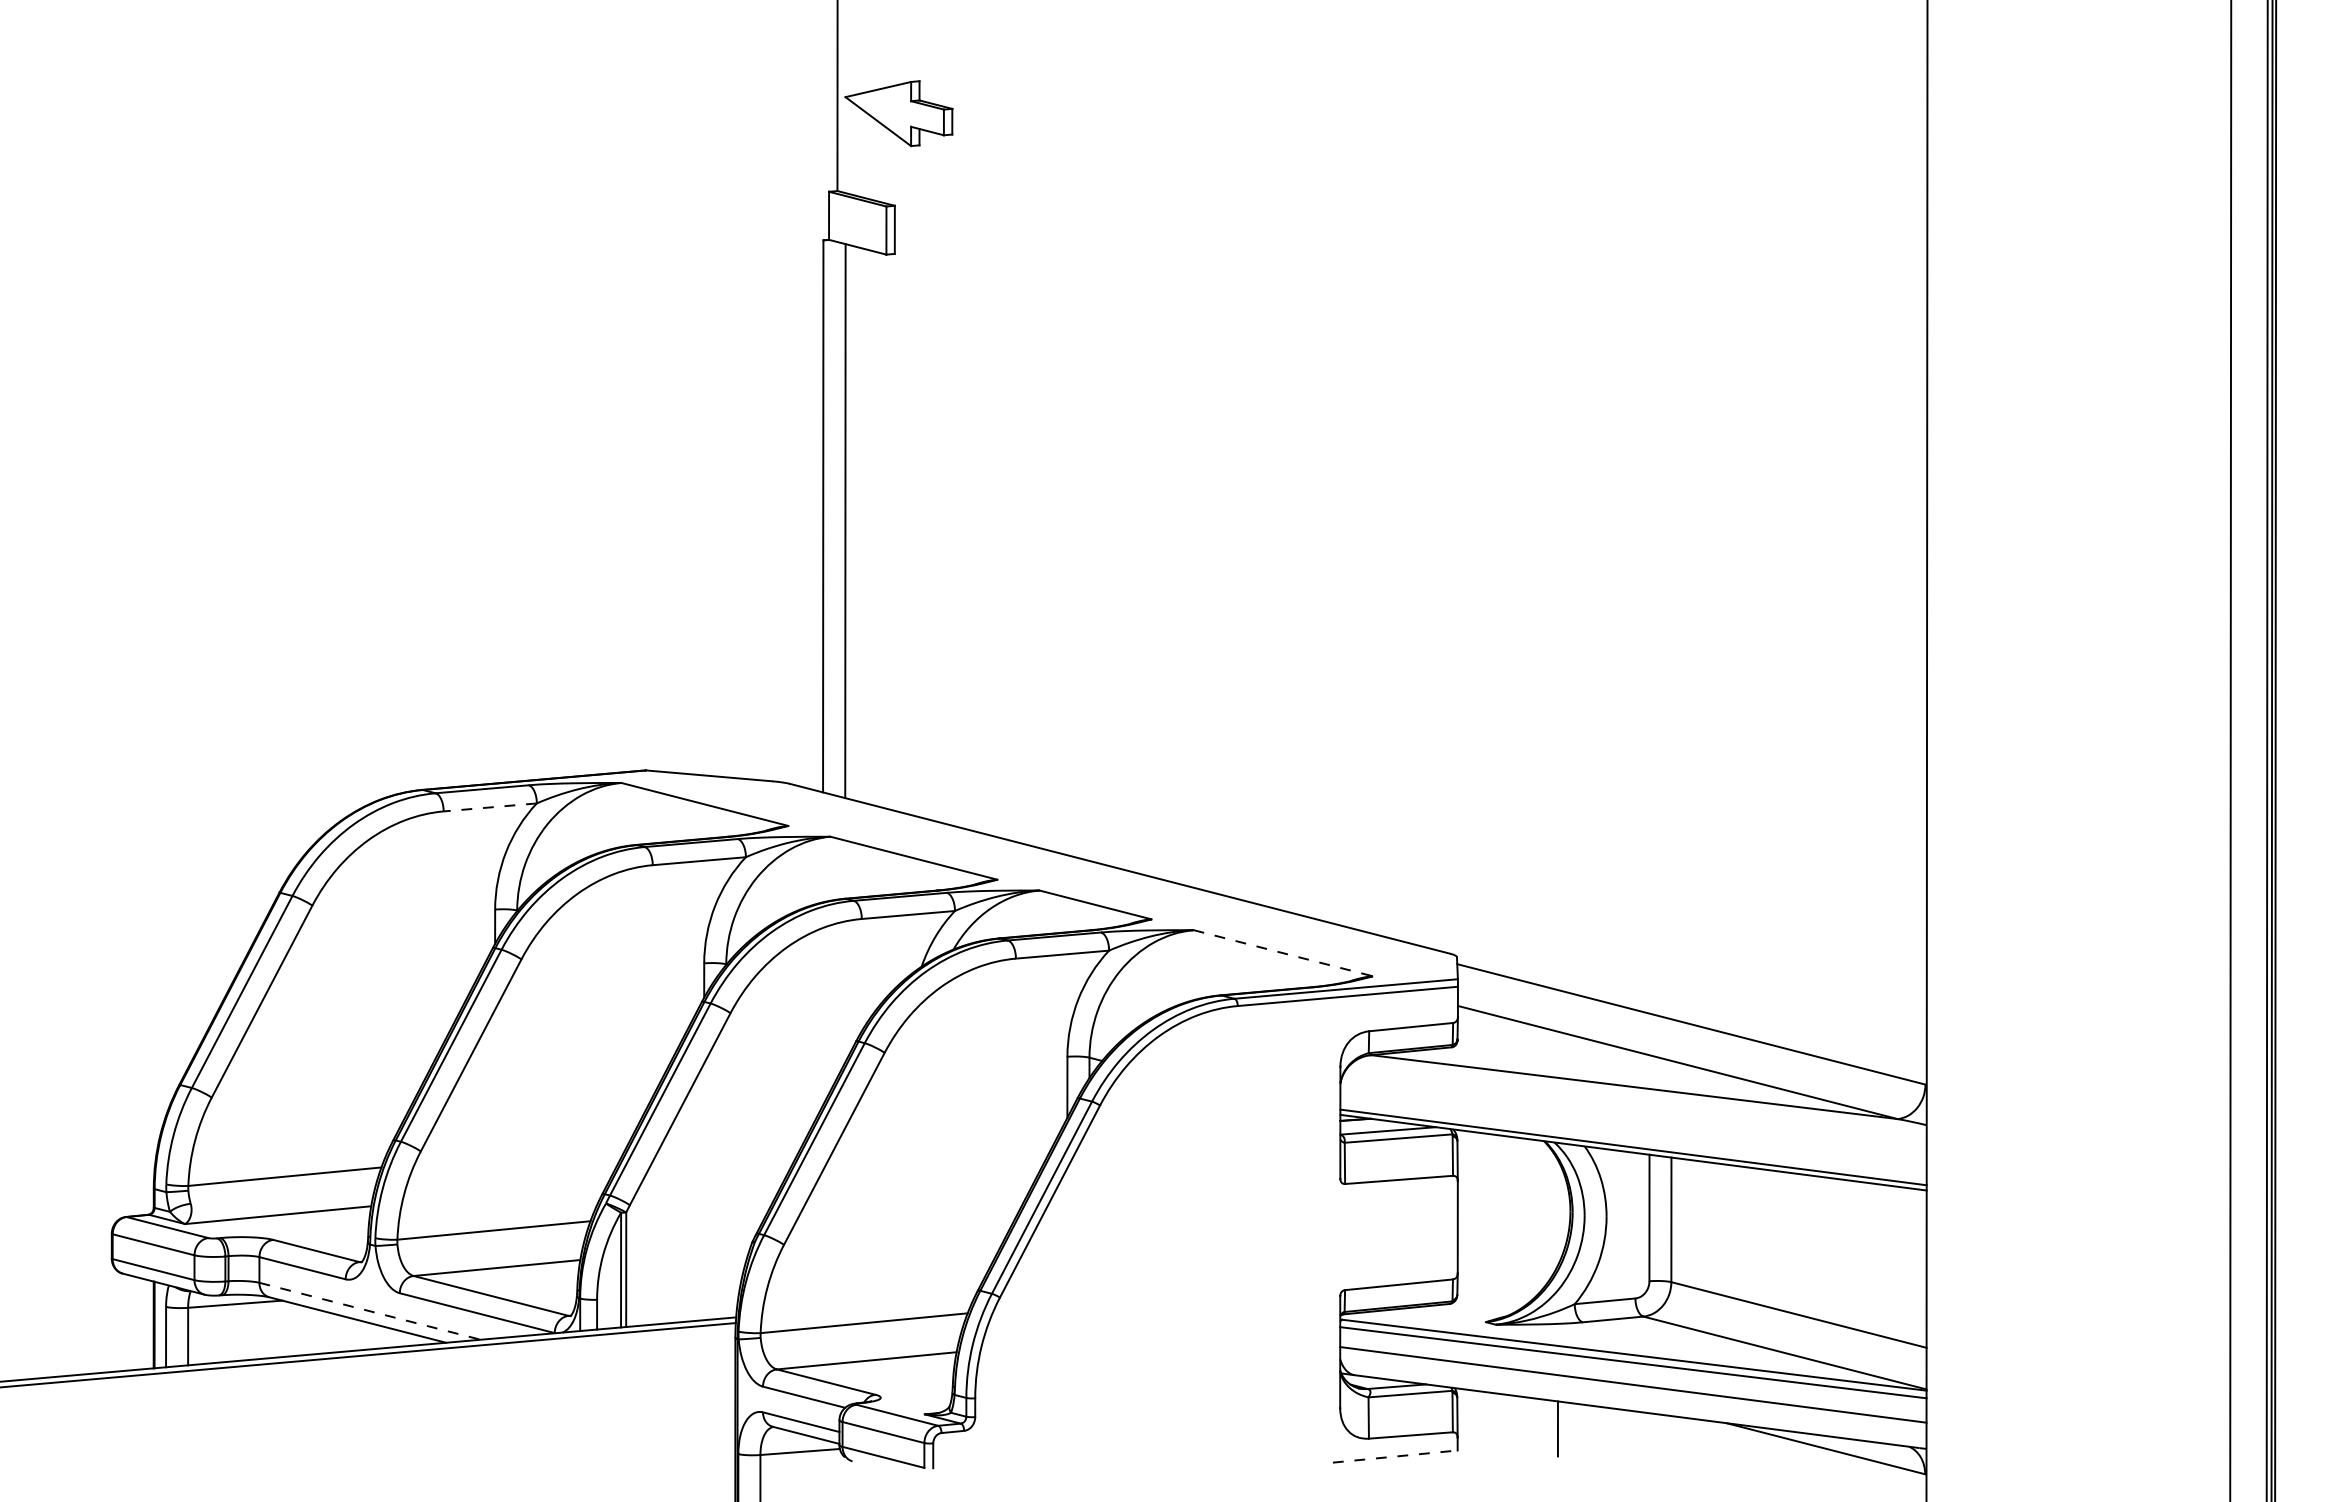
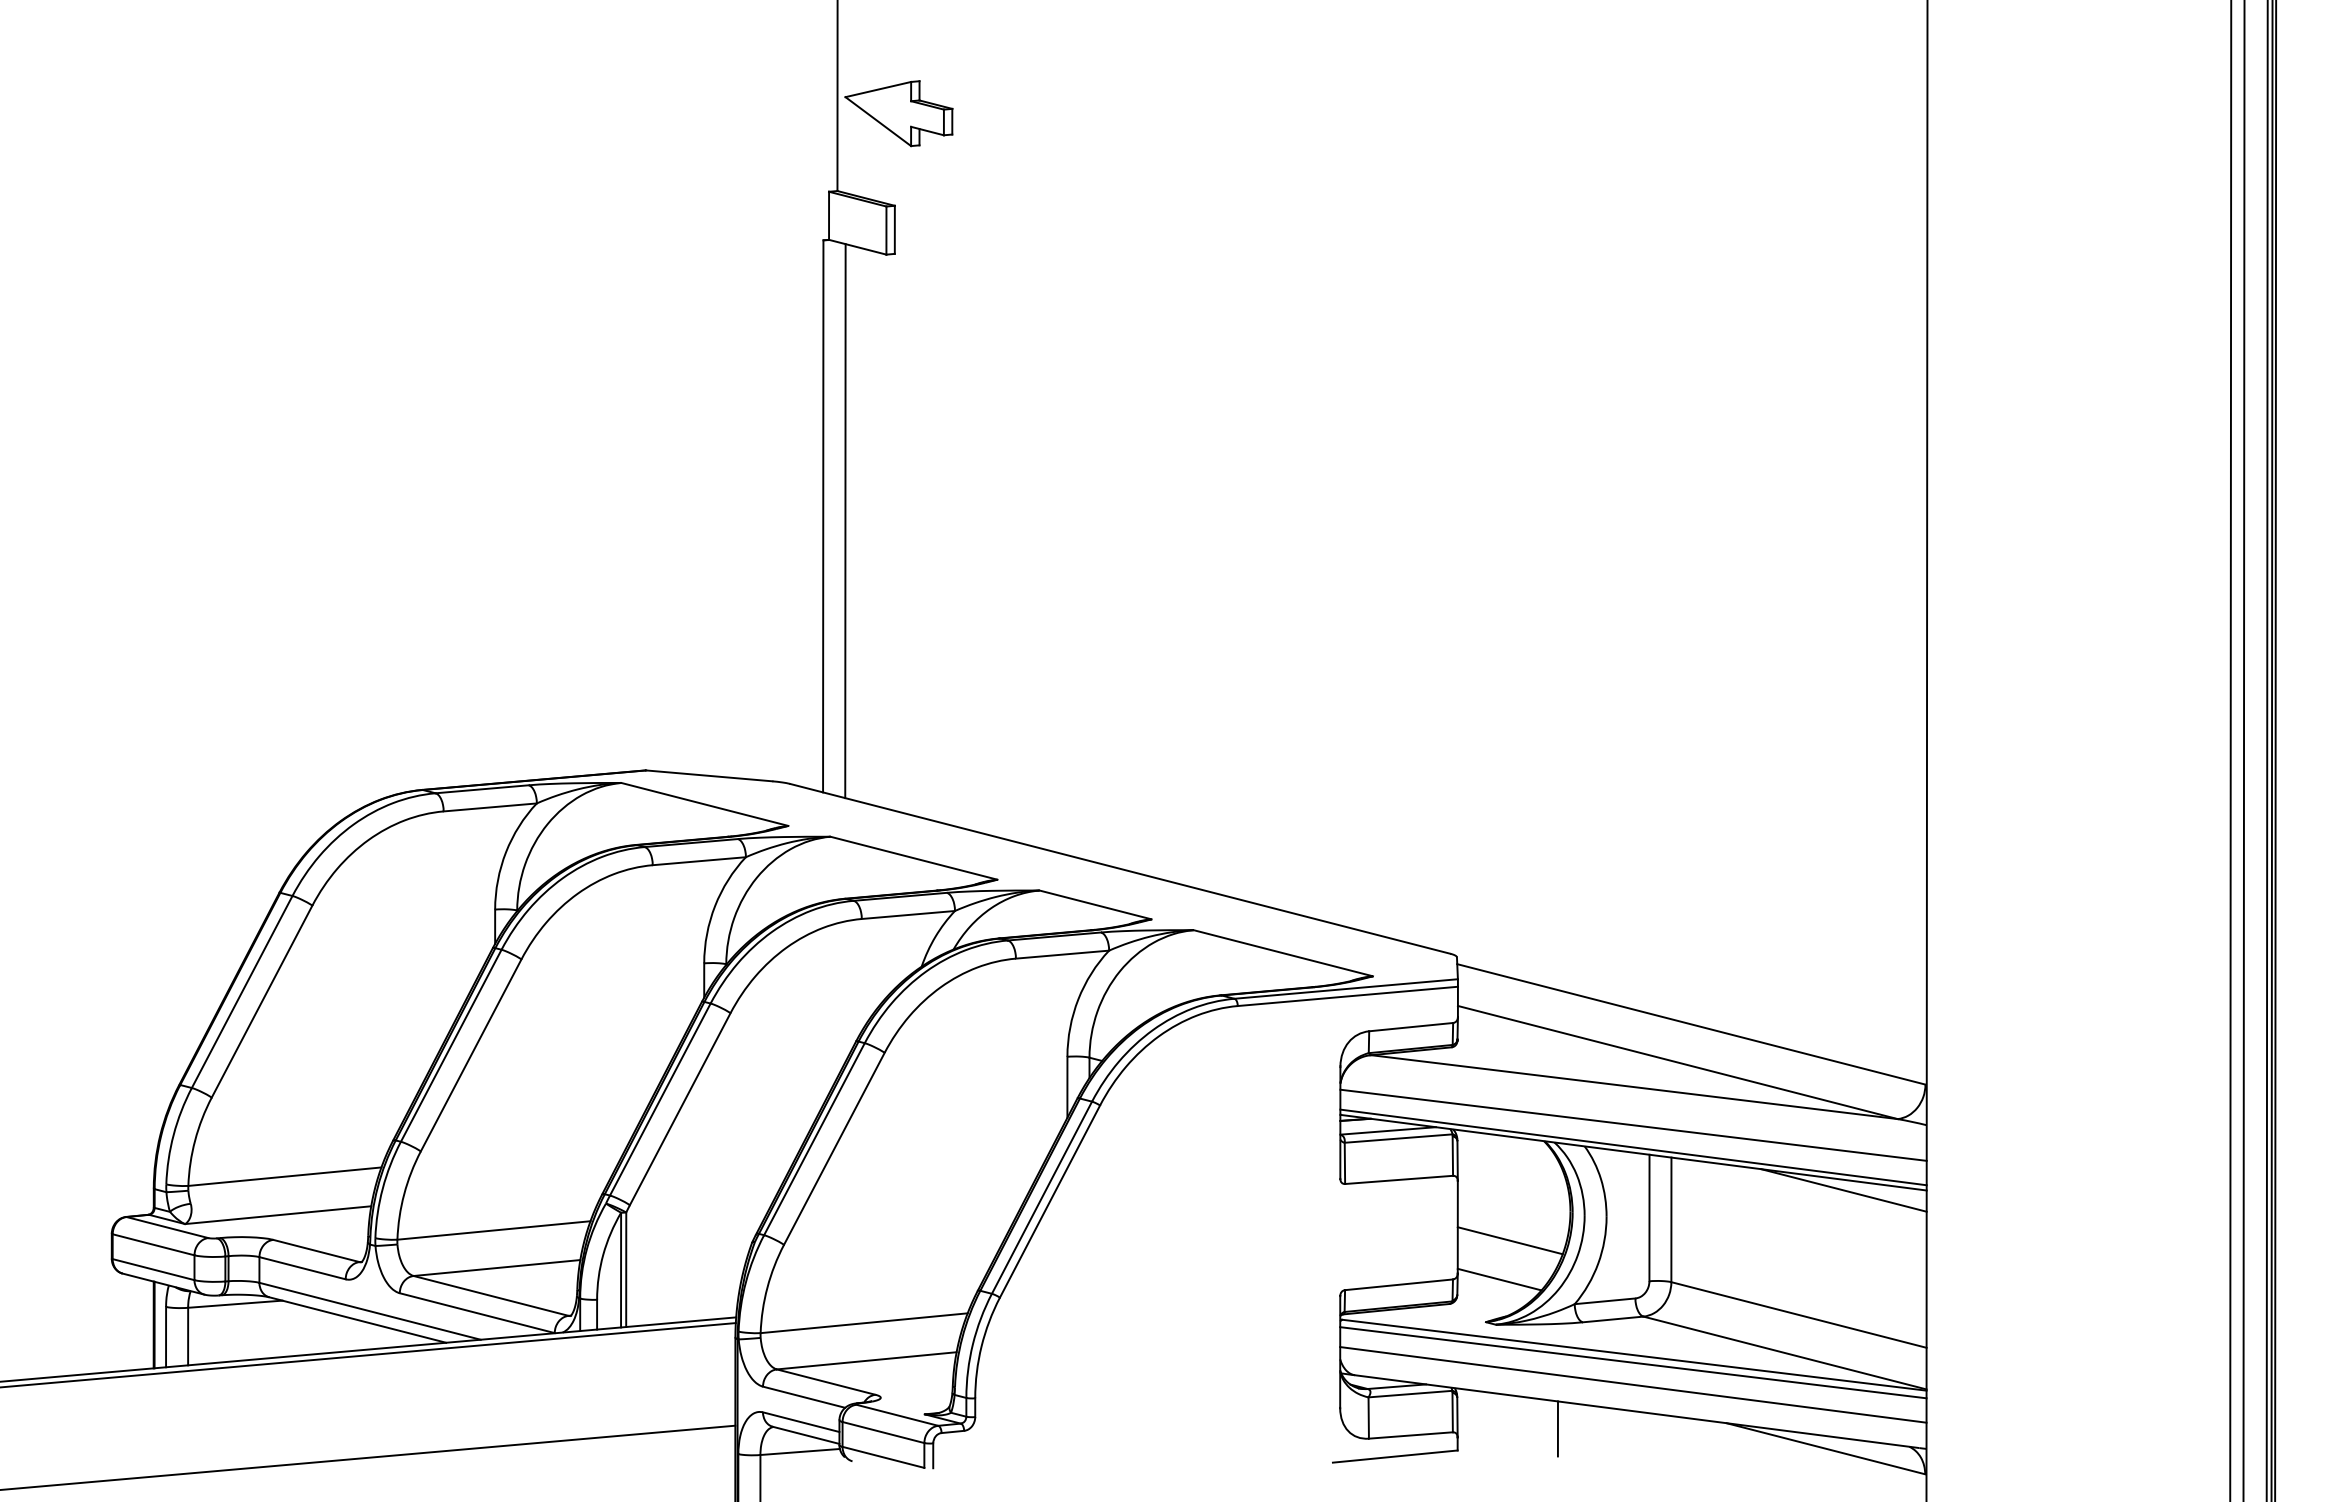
line: none -> present (2243, 750)
line: dashed -> solid (490, 807)
line: dashed -> solid (1283, 953)
line: none -> present (1633, 1124)
line: none -> present (1843, 1190)
line: none -> present (1509, 1240)
line: none -> present (1499, 1279)
line: dashed -> solid (370, 1311)
line: dashed -> solid (1395, 1456)
line: none -> present (368, 1457)
